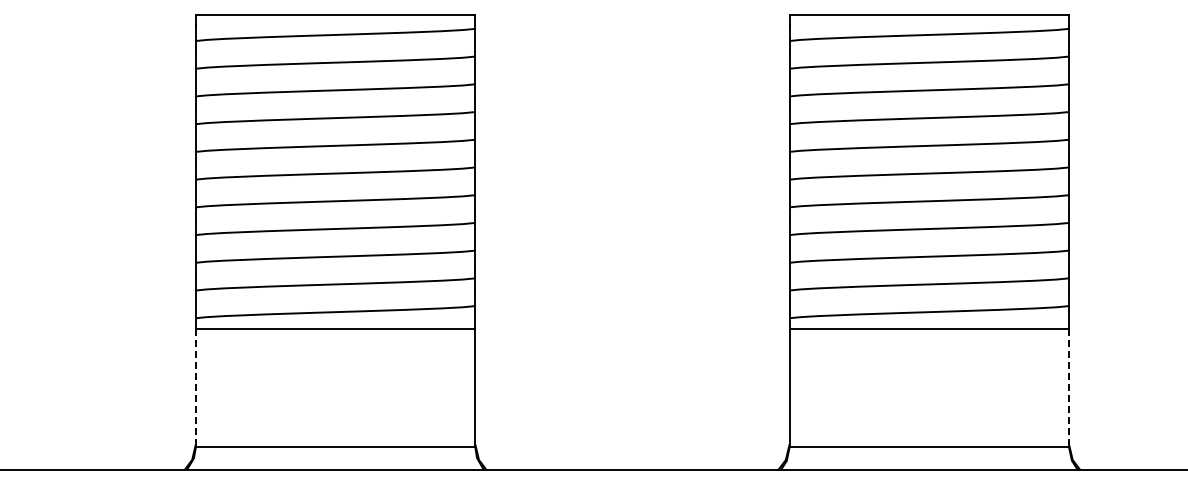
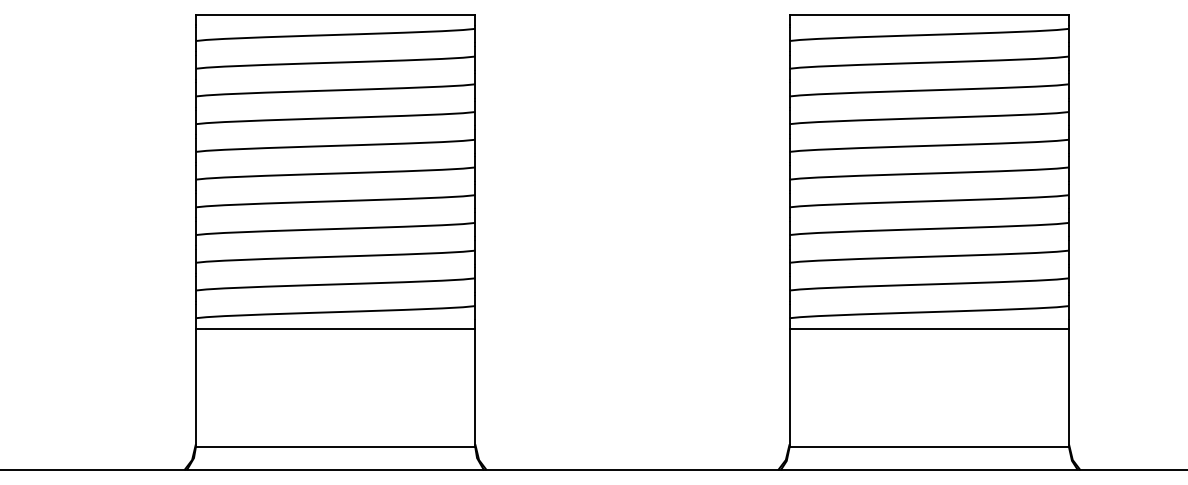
line: dashed -> solid (195, 387)
line: dashed -> solid (1069, 387)
